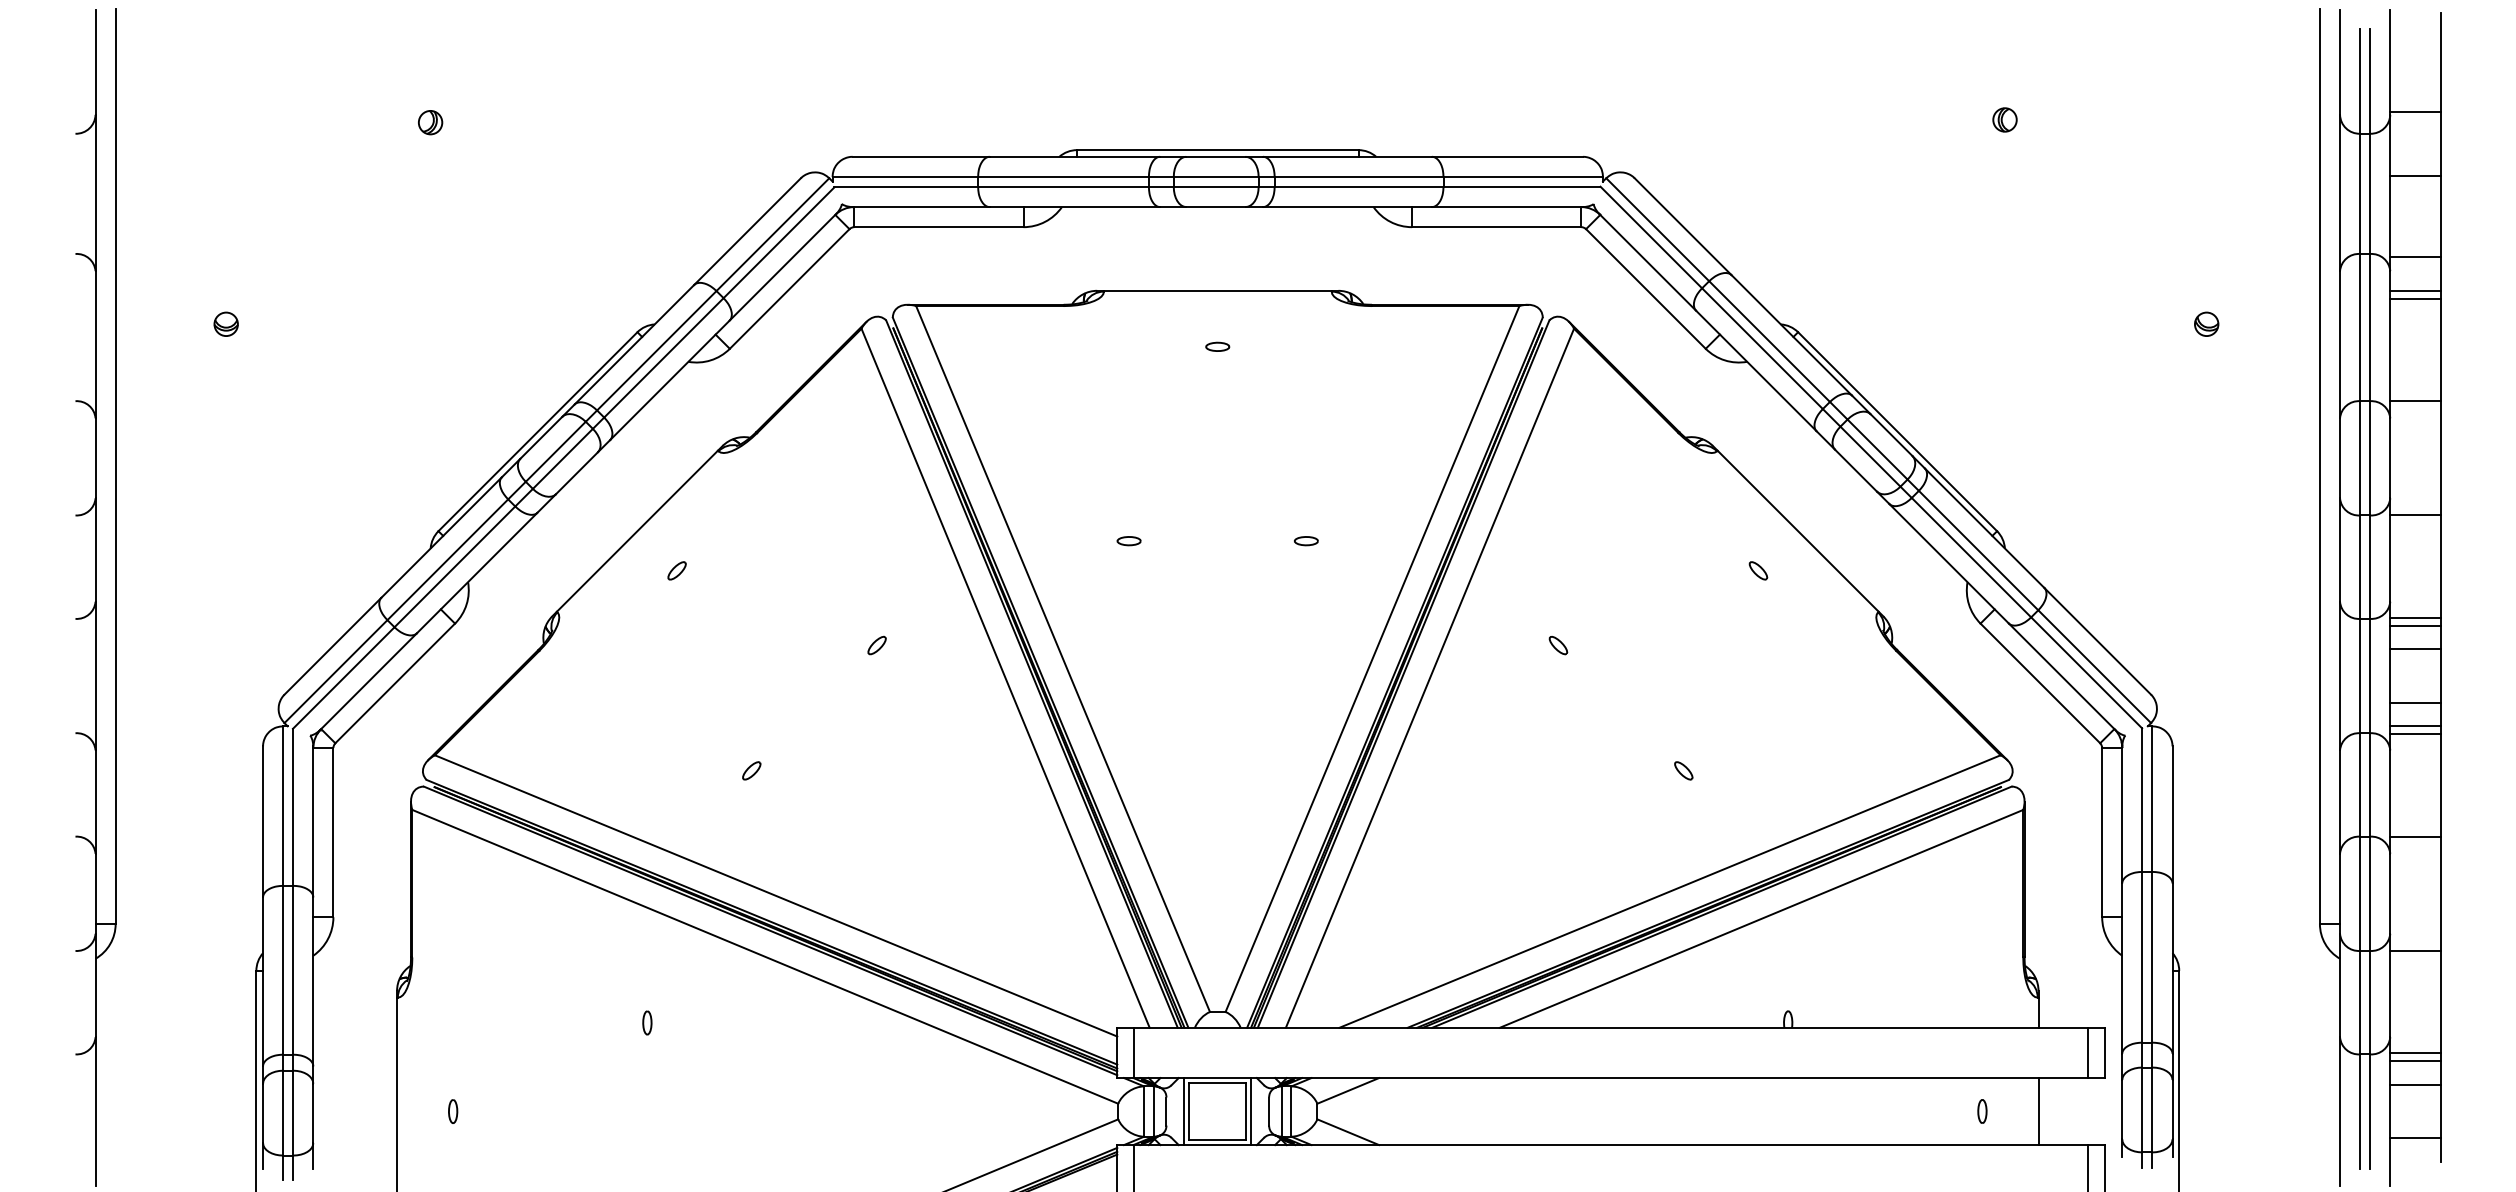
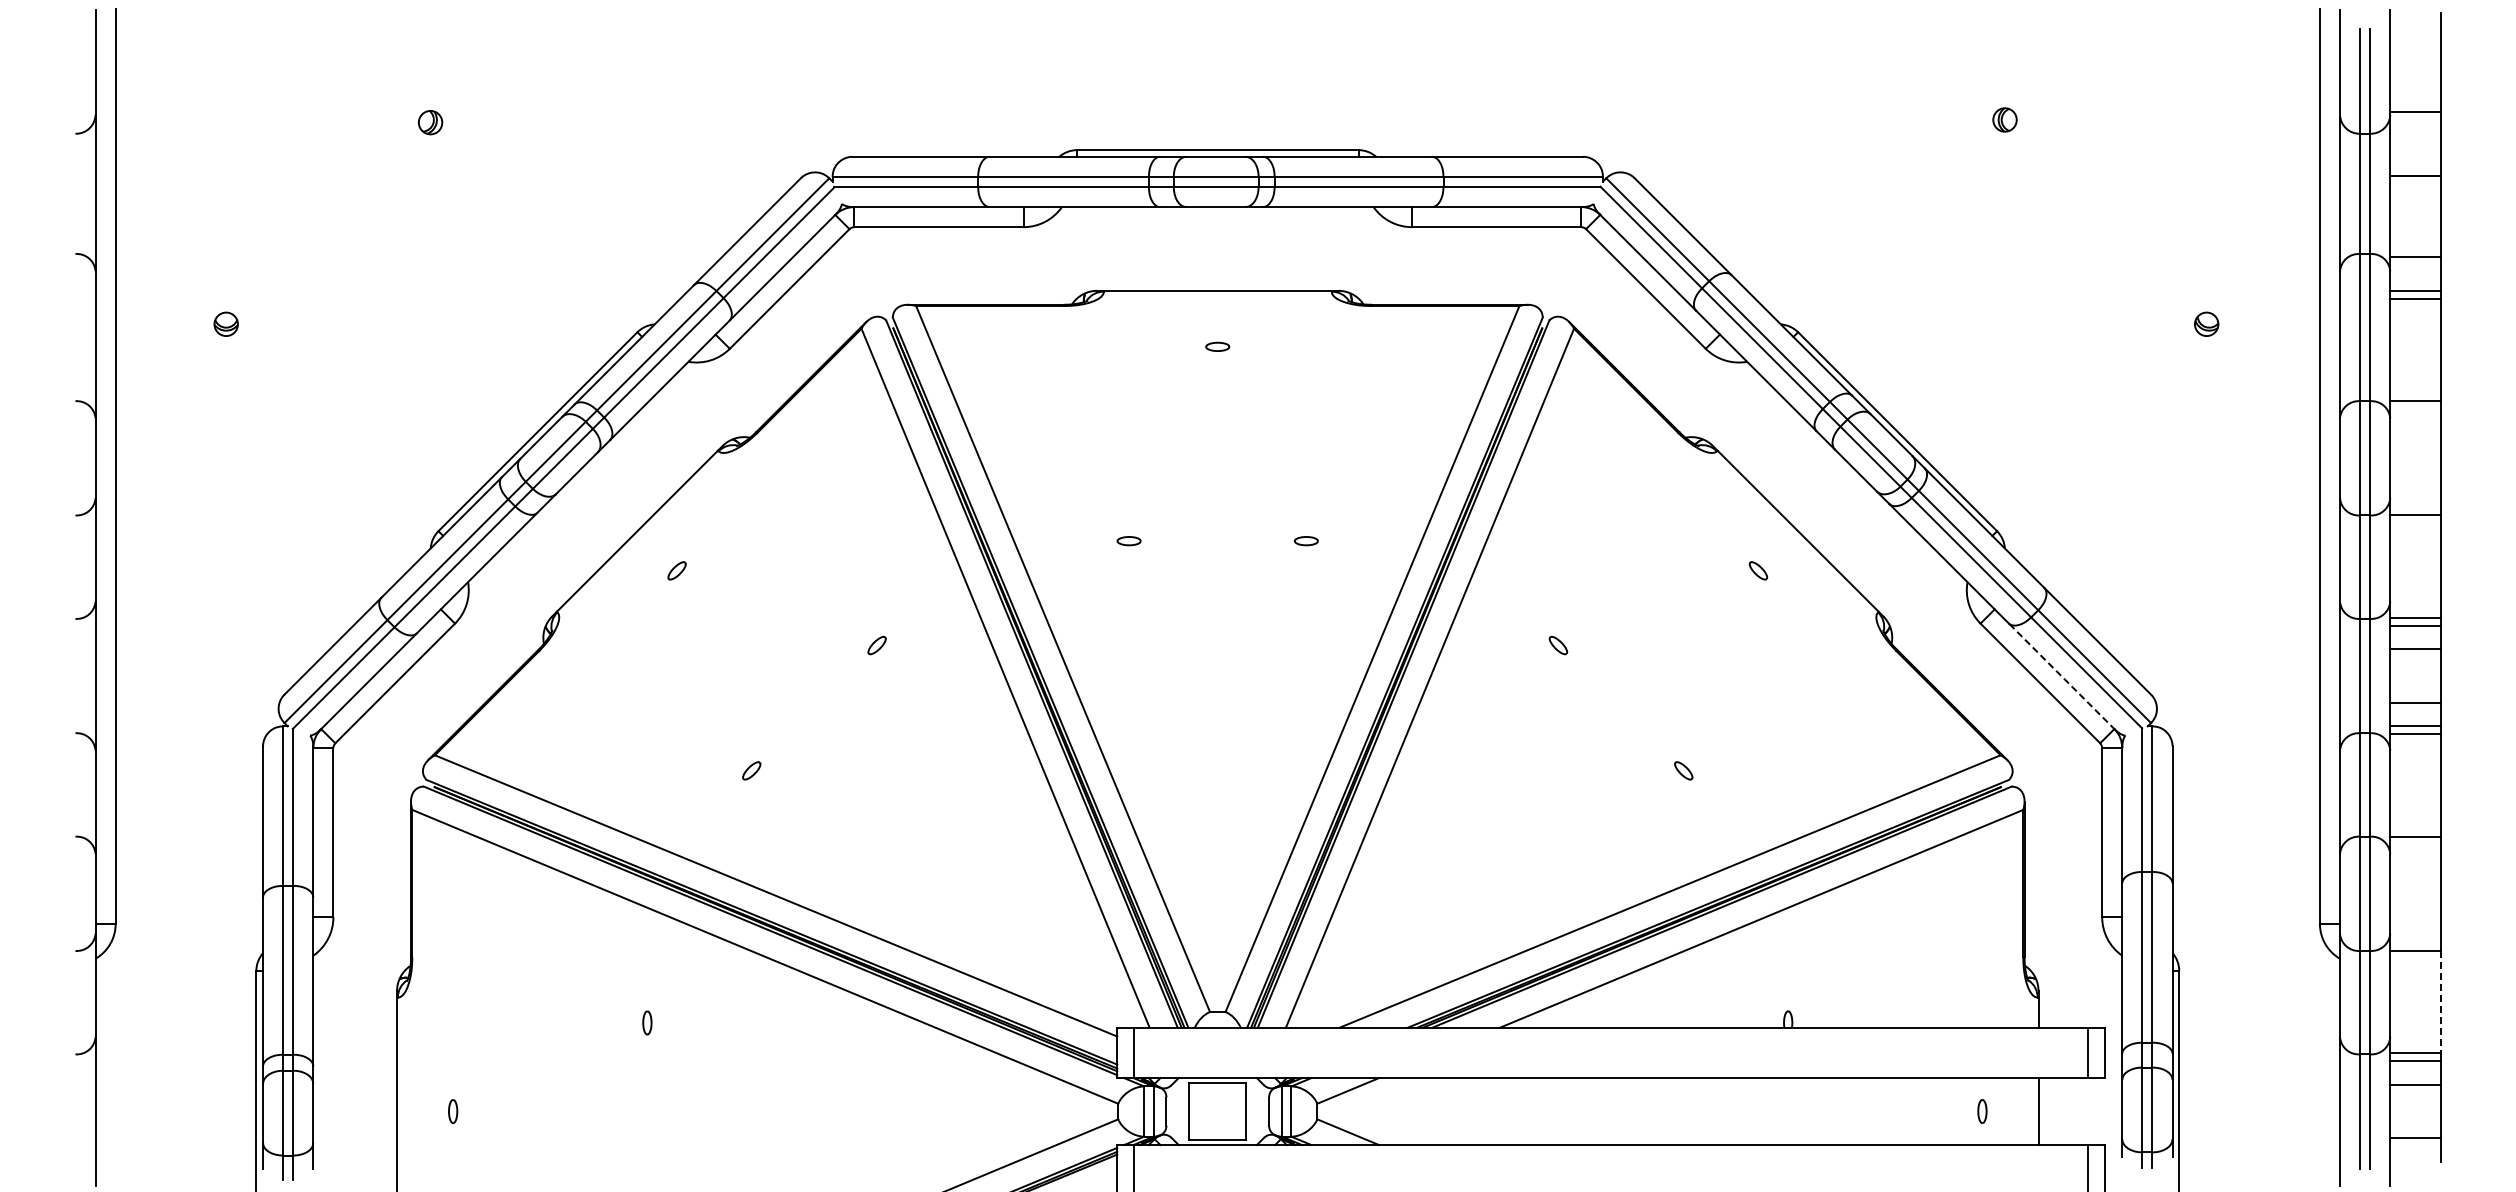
line: solid -> dashed (2061, 676)
line: solid -> dashed (2440, 1002)
line: present -> none (1184, 1111)
line: present -> none (1251, 1111)
